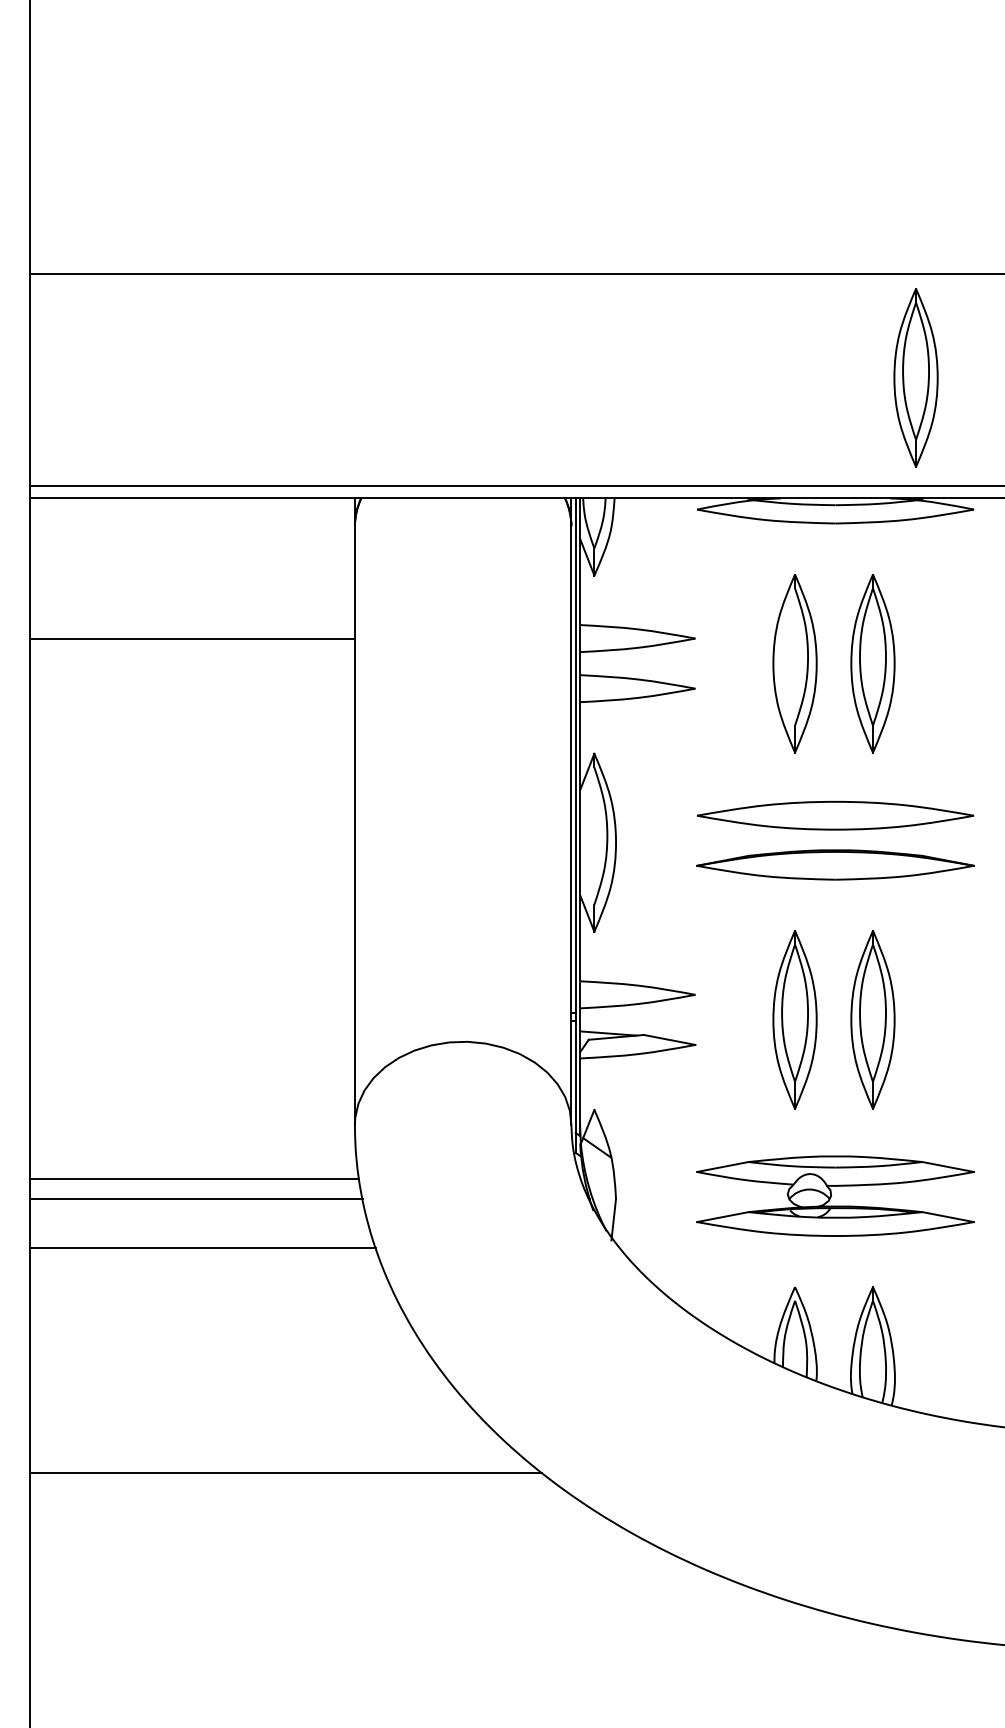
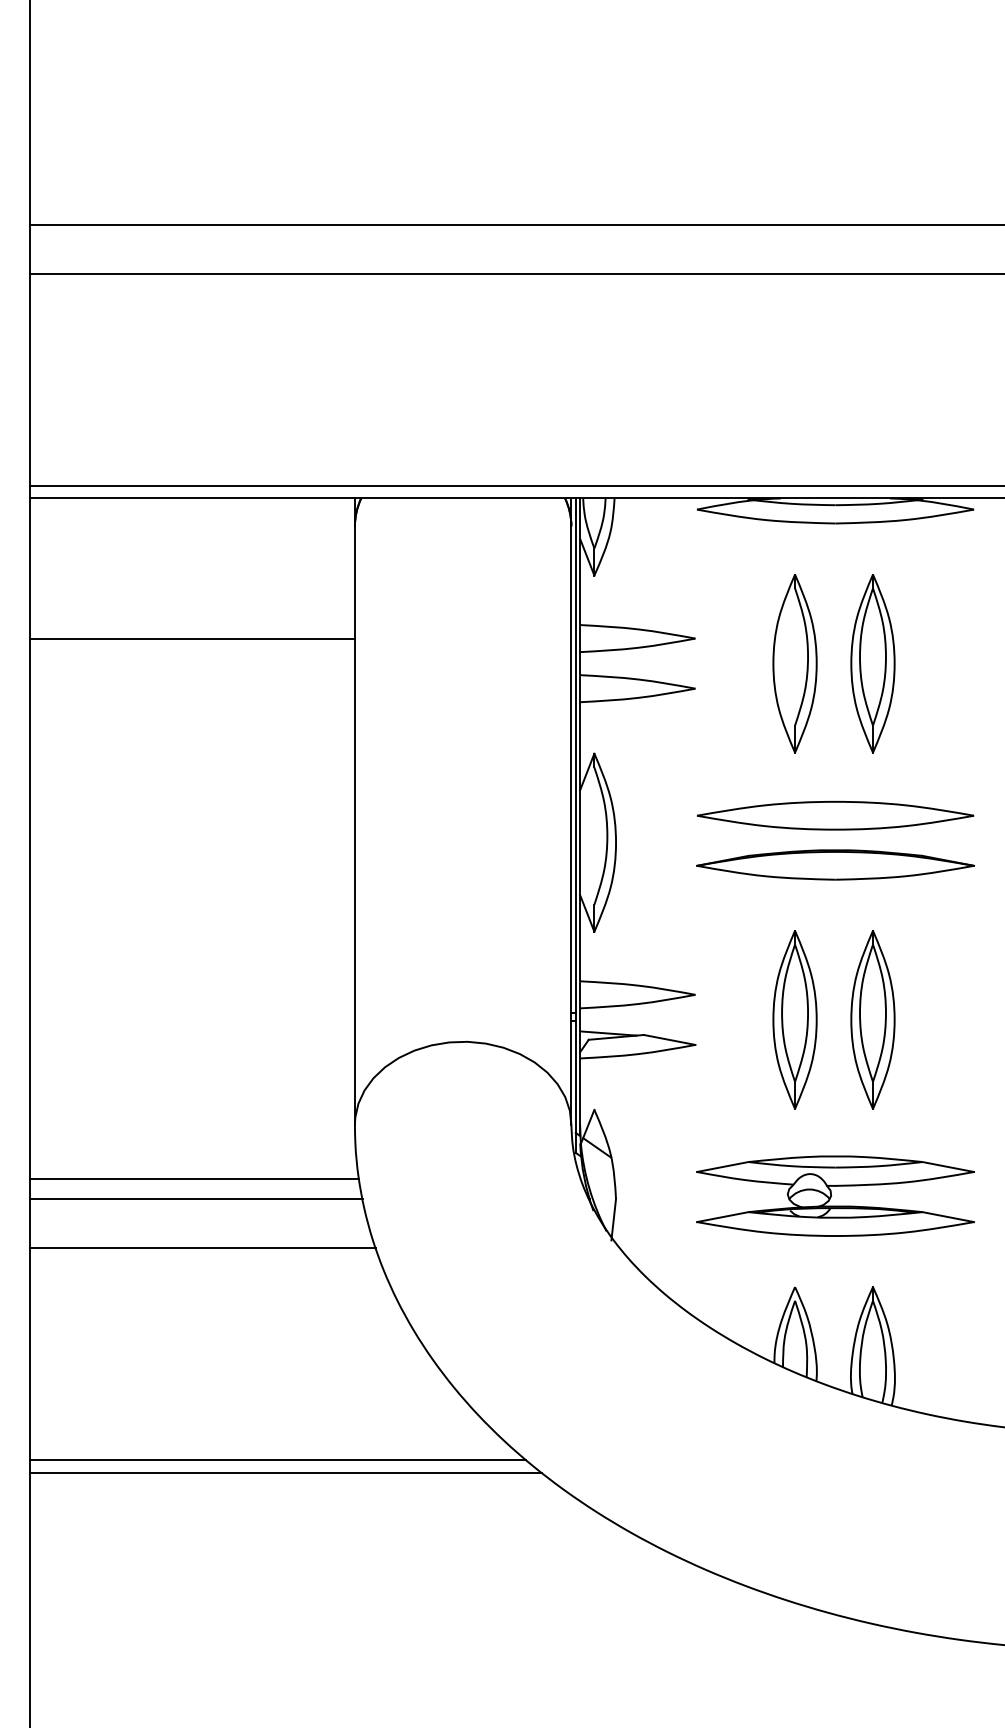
line: none -> present (515, 224)
part: present -> none (915, 377)
line: none -> present (278, 1460)
